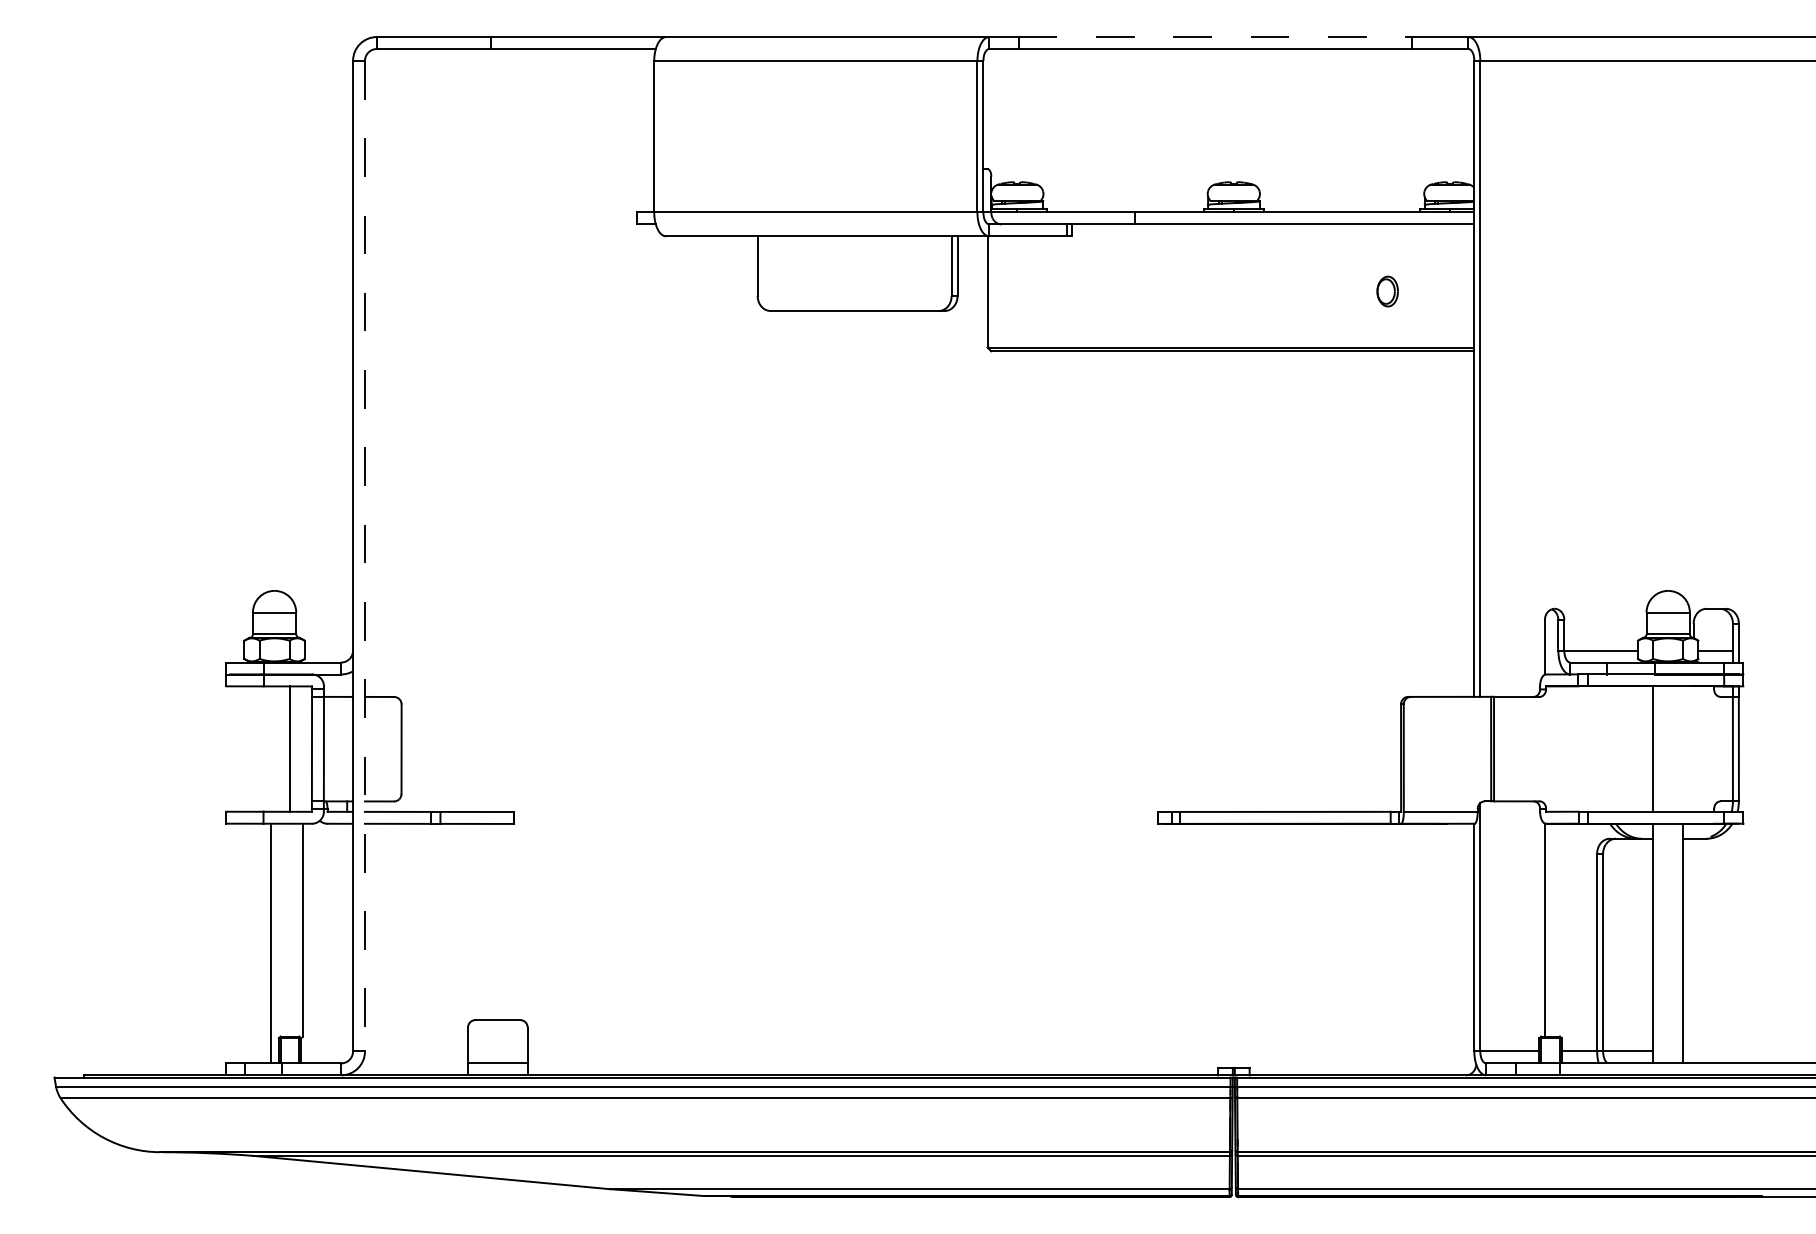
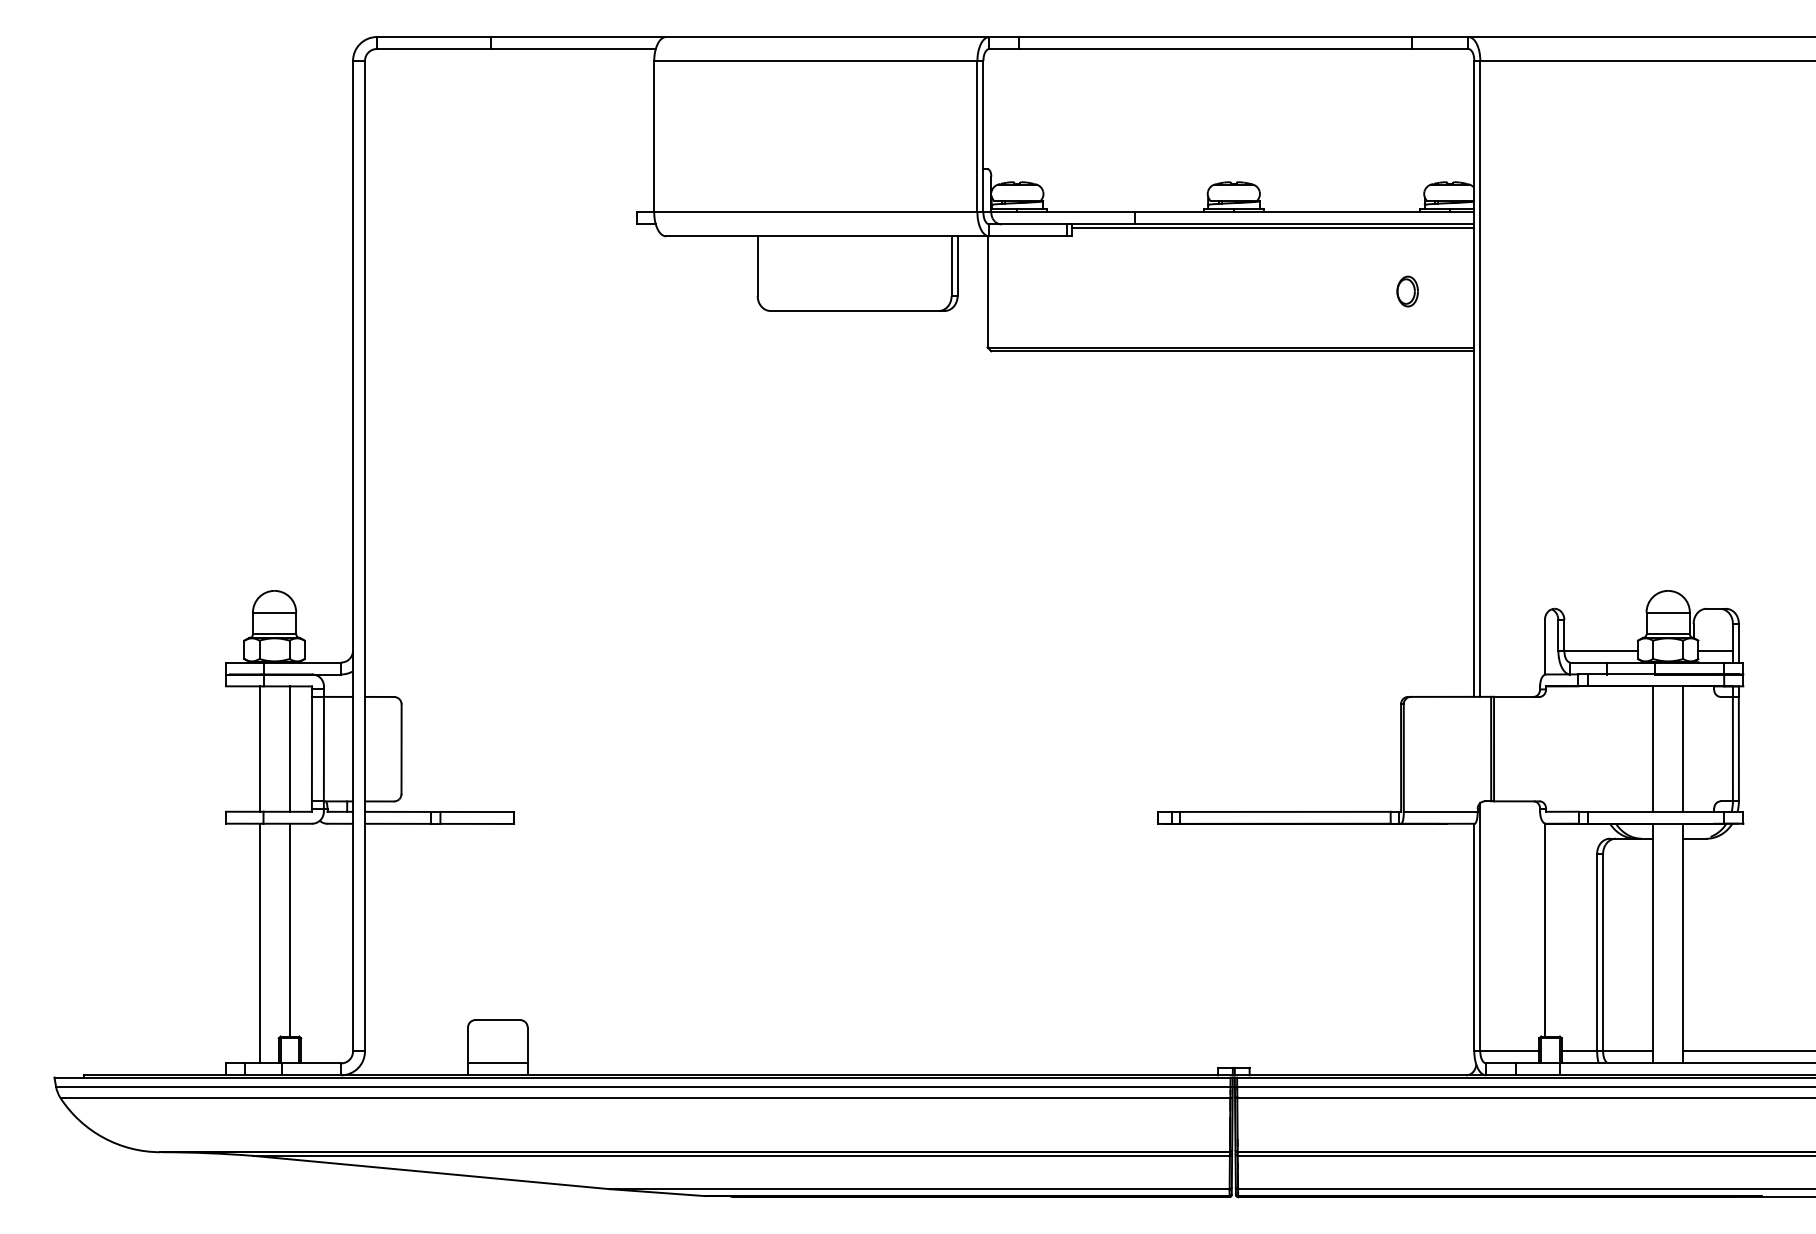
line: dashed -> solid (1215, 37)
line: none -> present (1273, 228)
part position: (1387, 291) -> (1407, 291) (1407, 291)
line: dashed -> solid (364, 556)
line: none -> present (259, 748)
line: none -> present (1683, 748)
line position: (302, 929) -> (289, 929) (289, 929)
line position: (270, 943) -> (259, 943) (259, 943)
line: none -> present (1747, 1051)
